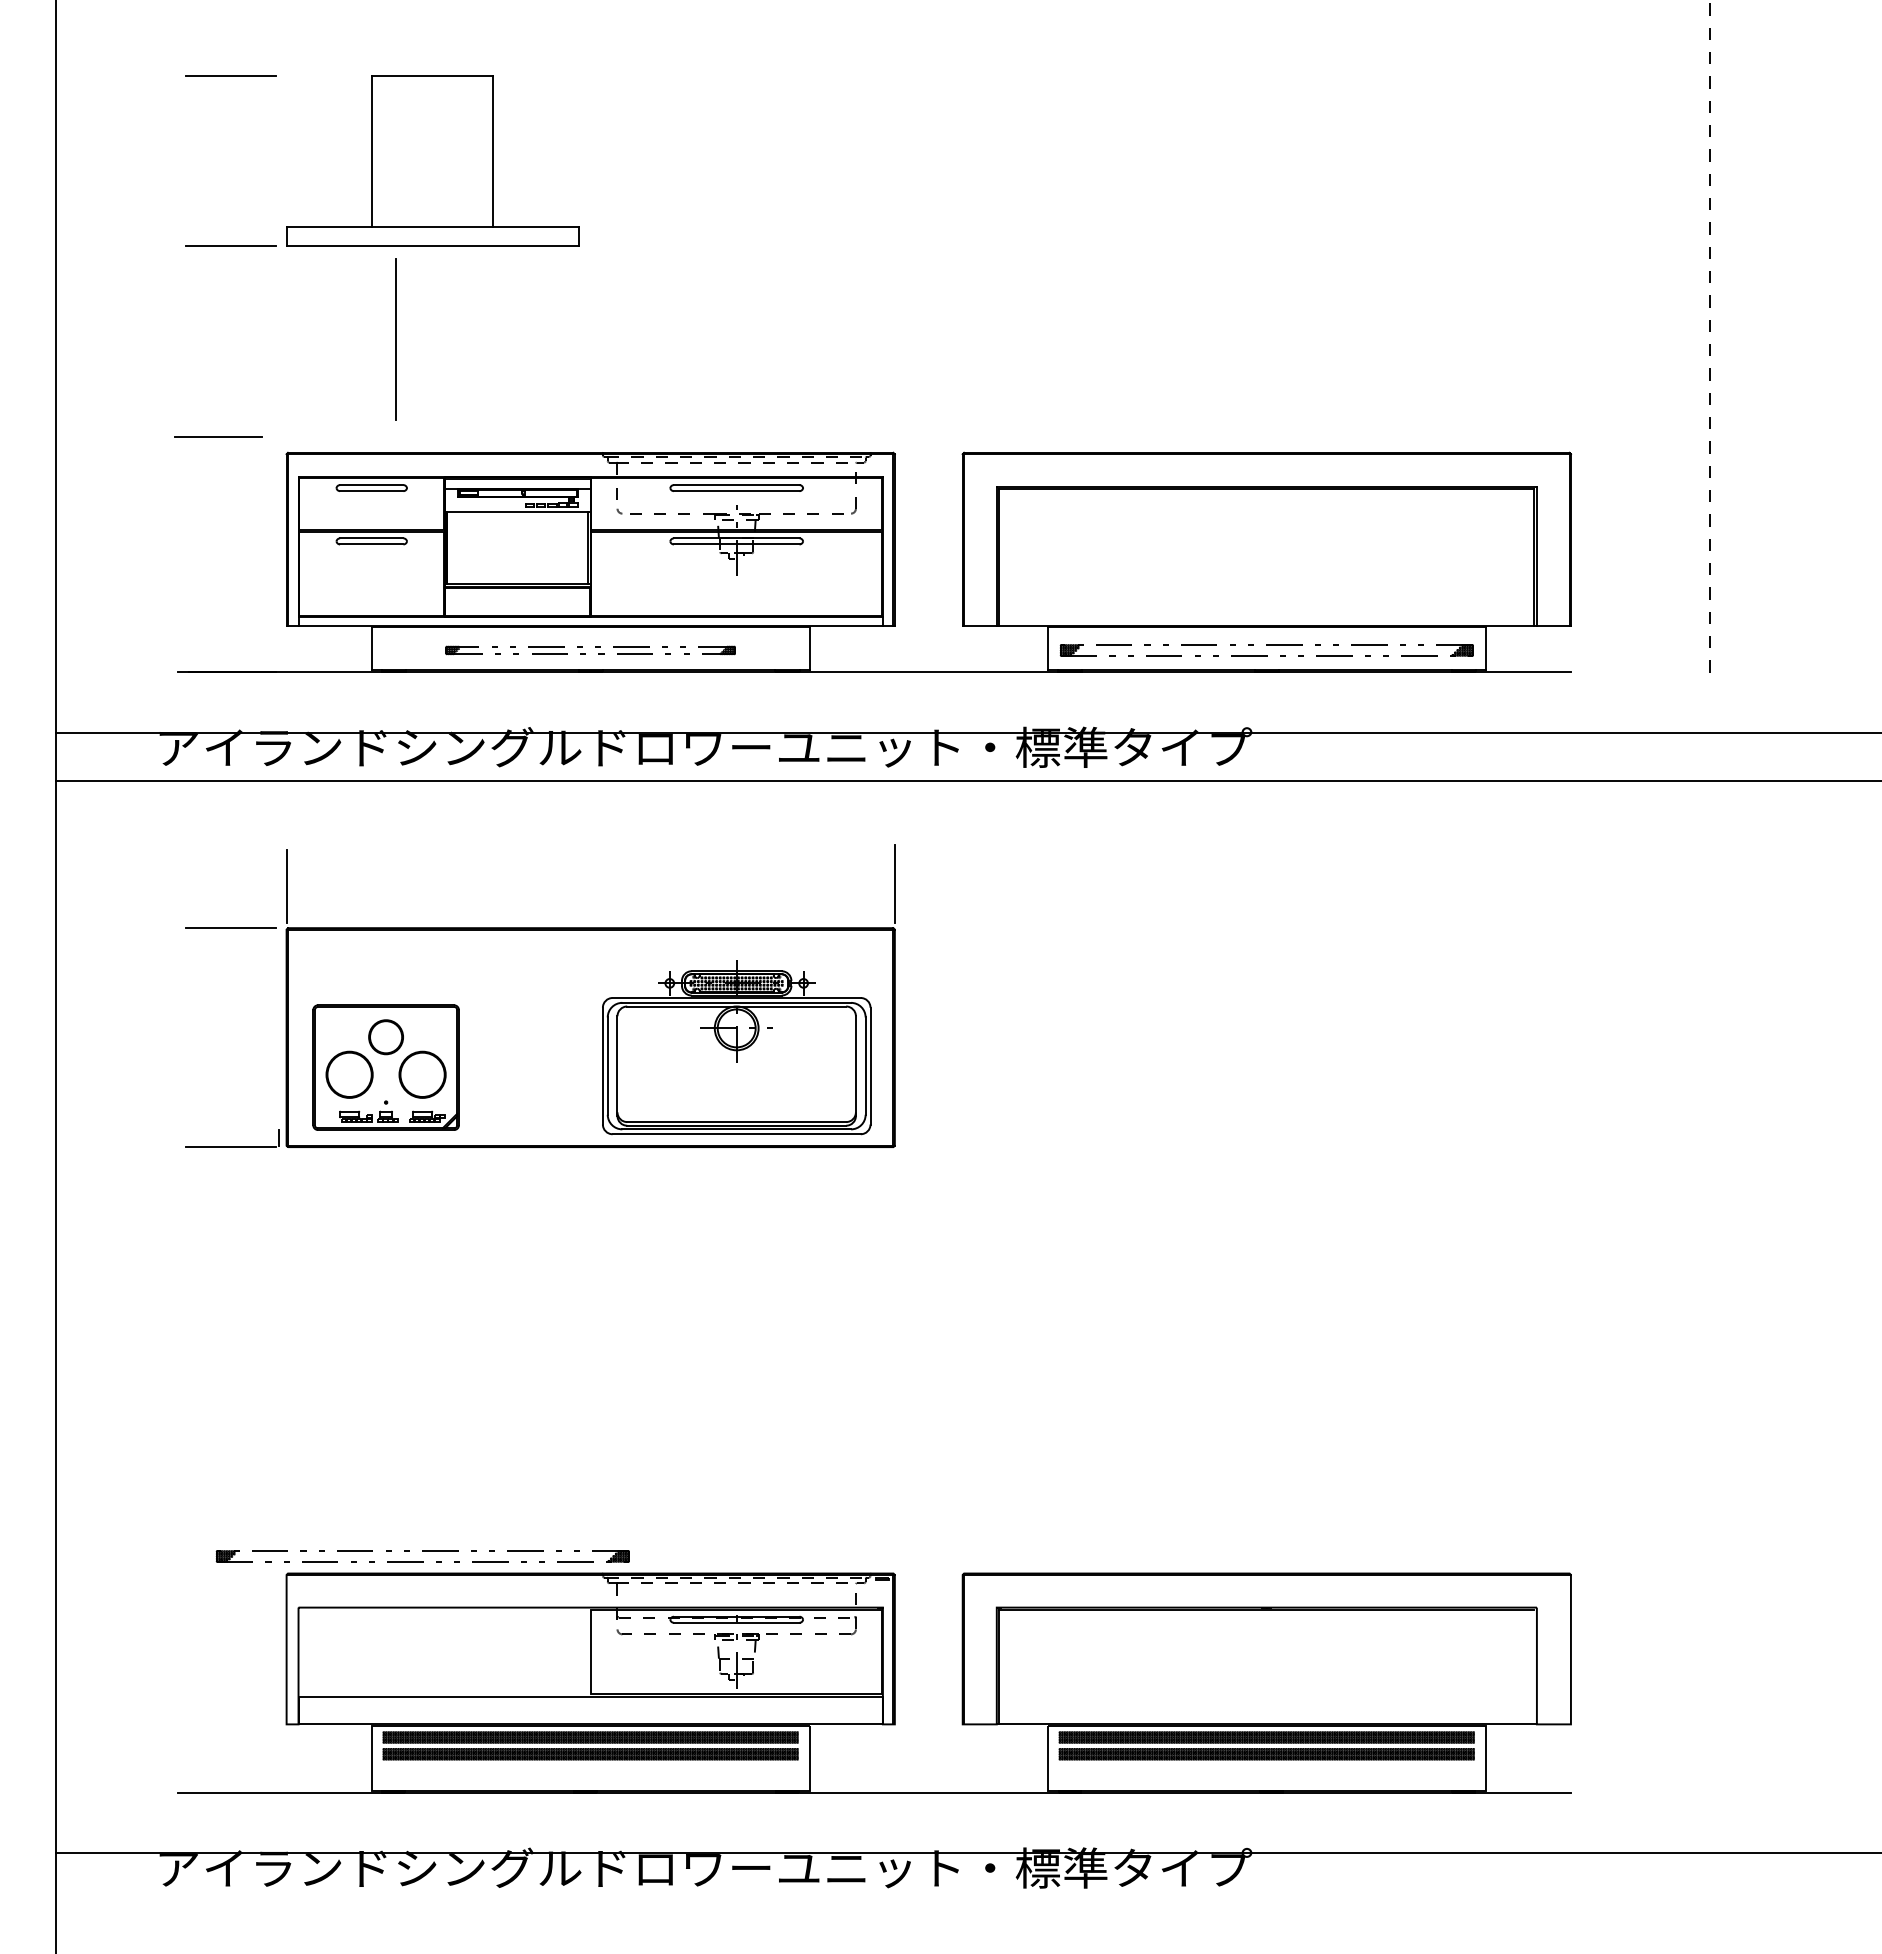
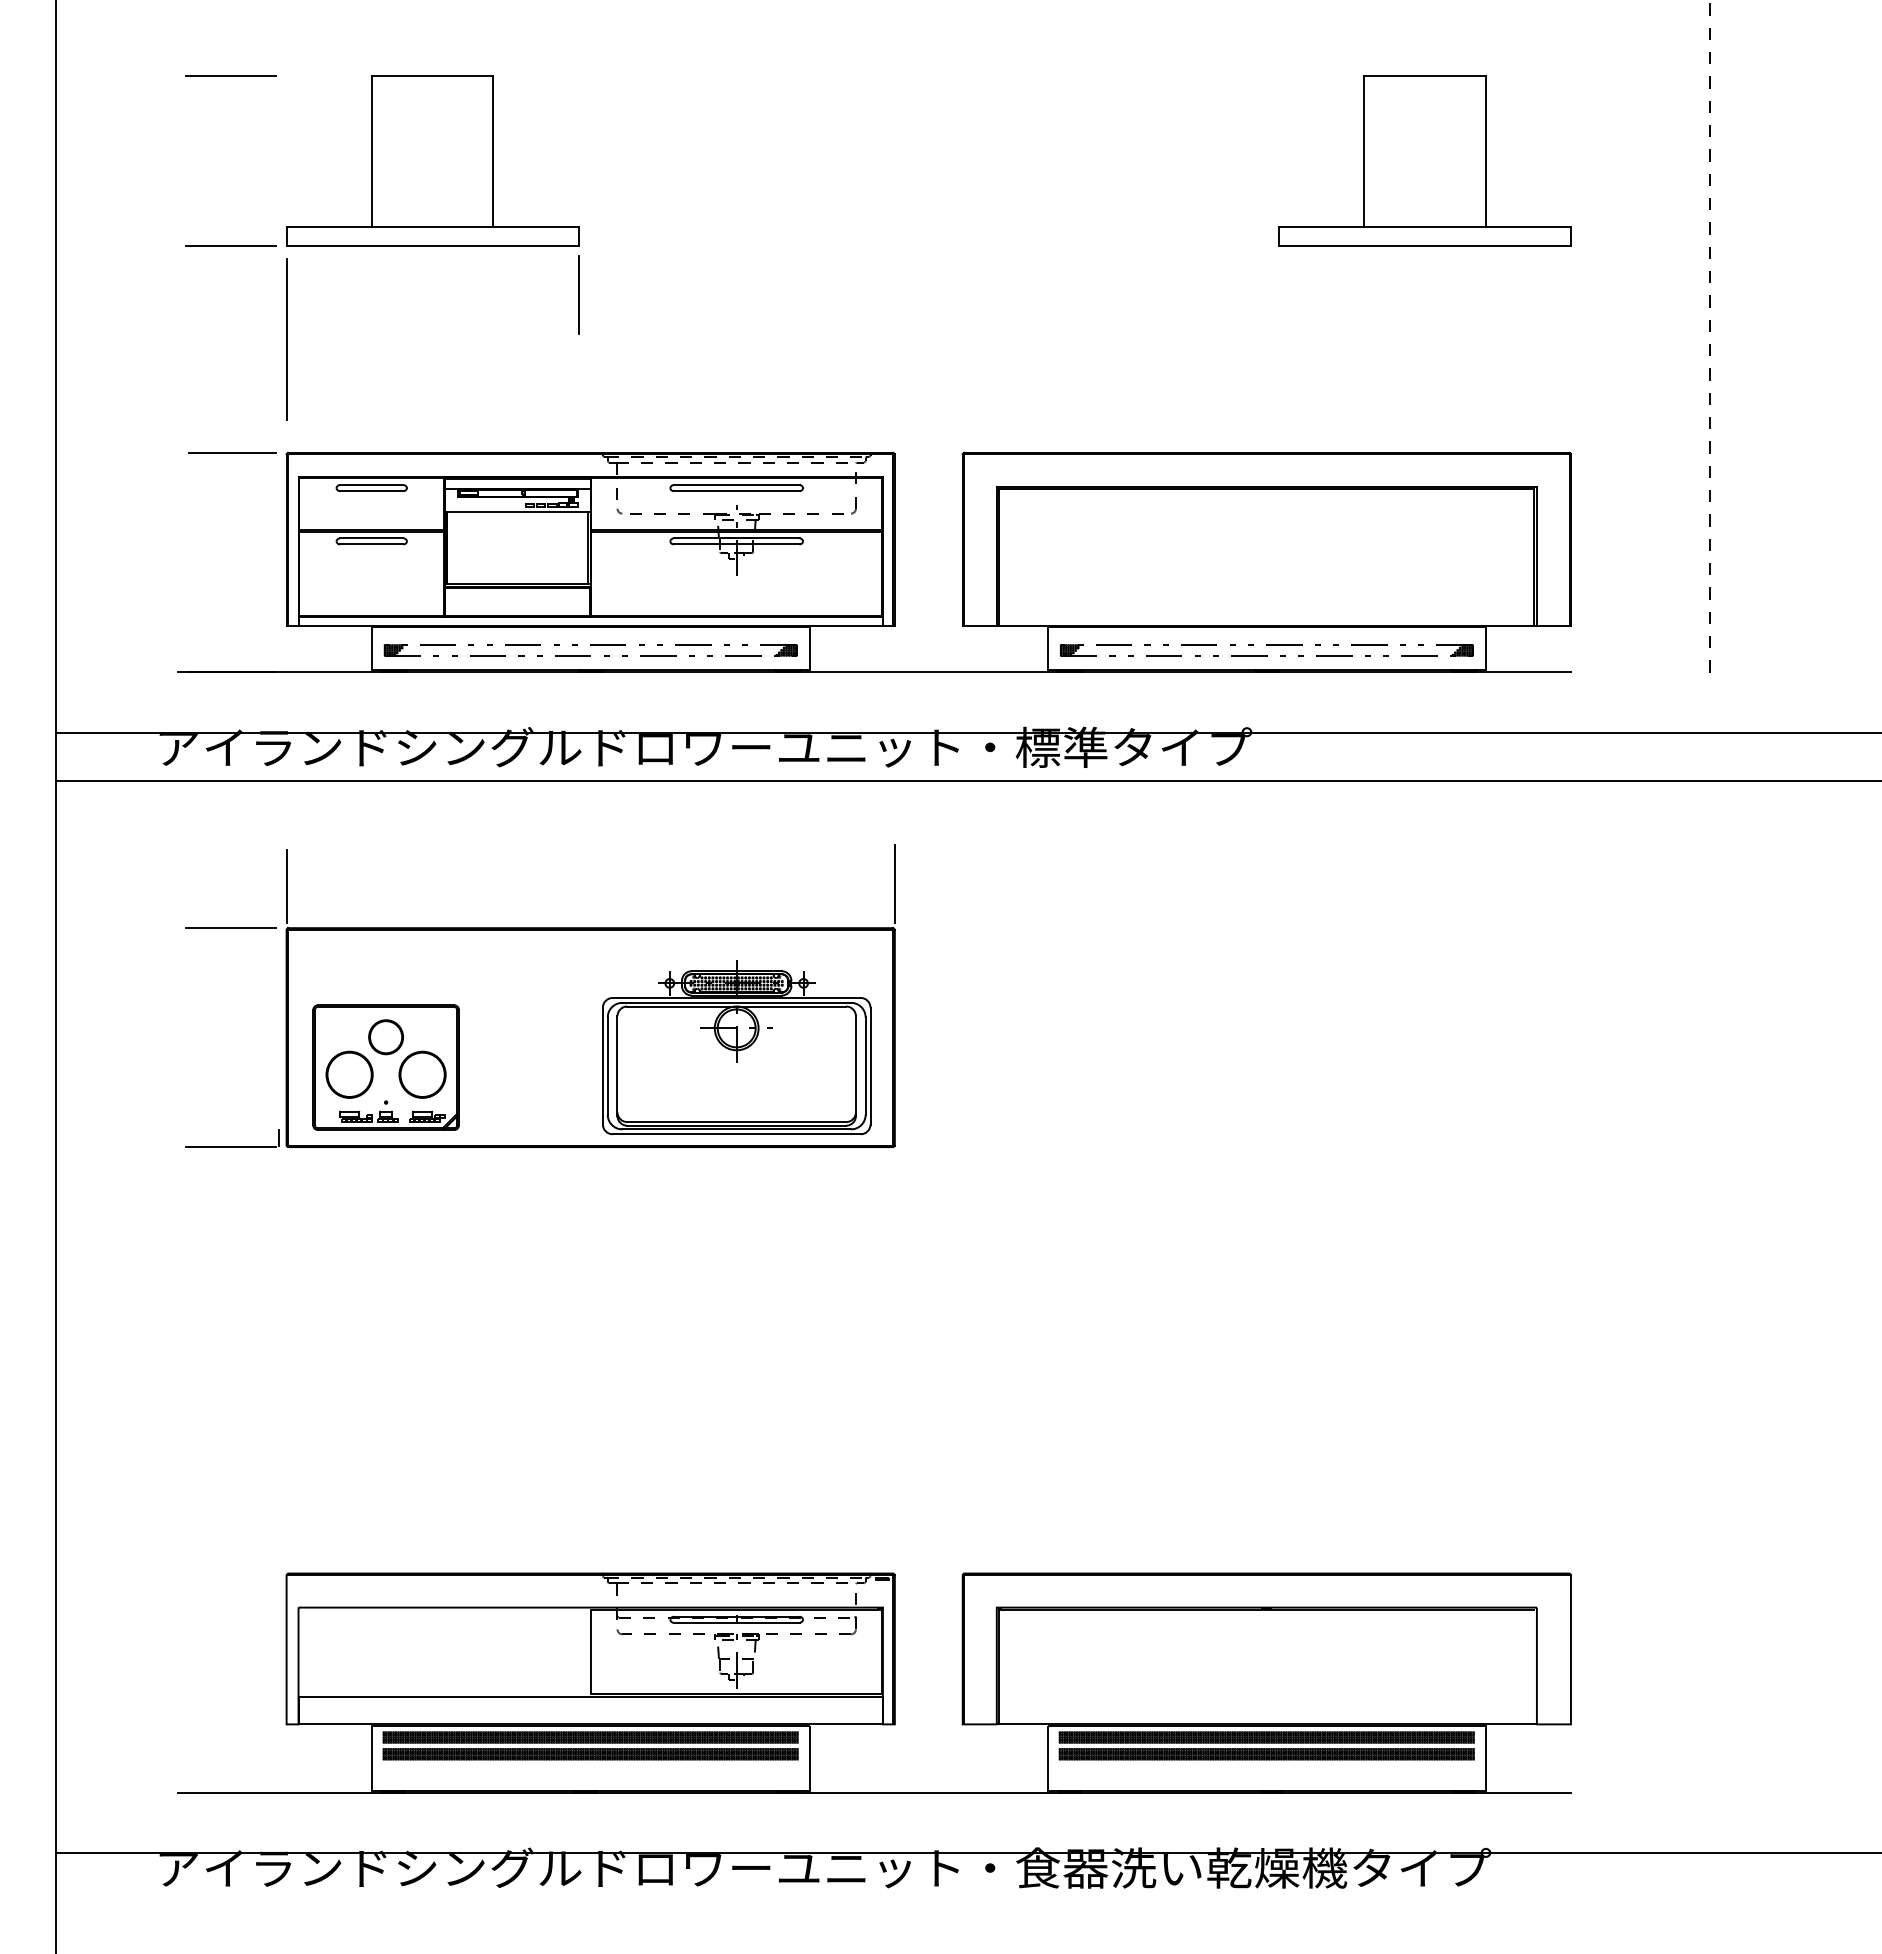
part: none -> present (1424, 160)
line: none -> present (578, 294)
line position: (395, 339) -> (286, 339) (286, 339)
line position: (218, 436) -> (232, 452) (232, 452)
part size: 291x11 px -> 415x13 px (590, 650)
part: present -> none (422, 1556)
text: アイランドシングルドロワーユニット・標準タイプ -> アイランドシングルドロワーユニット・食器洗い乾燥機タイプ (1253, 1867)
